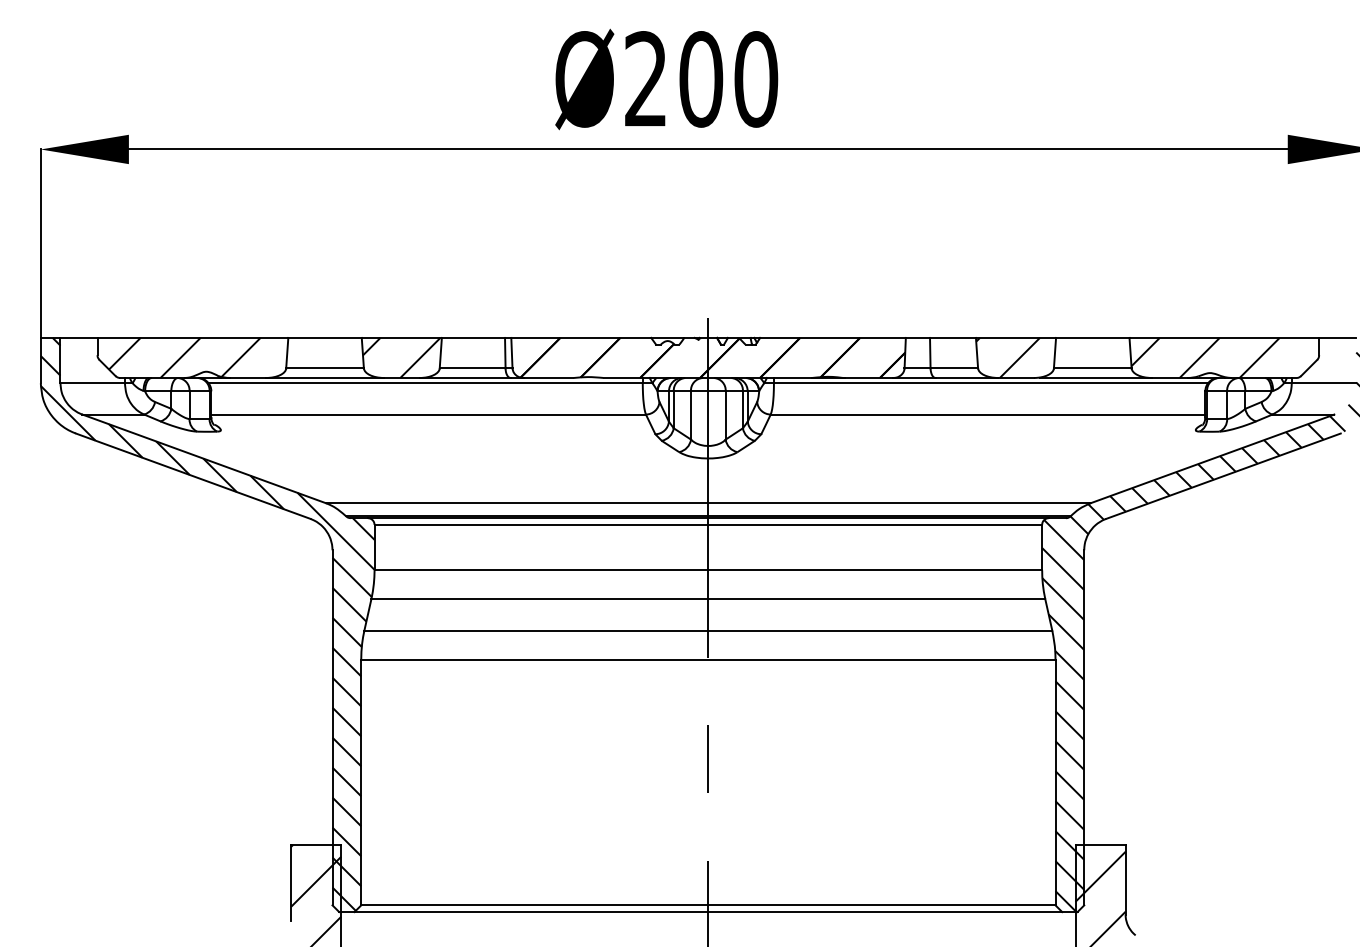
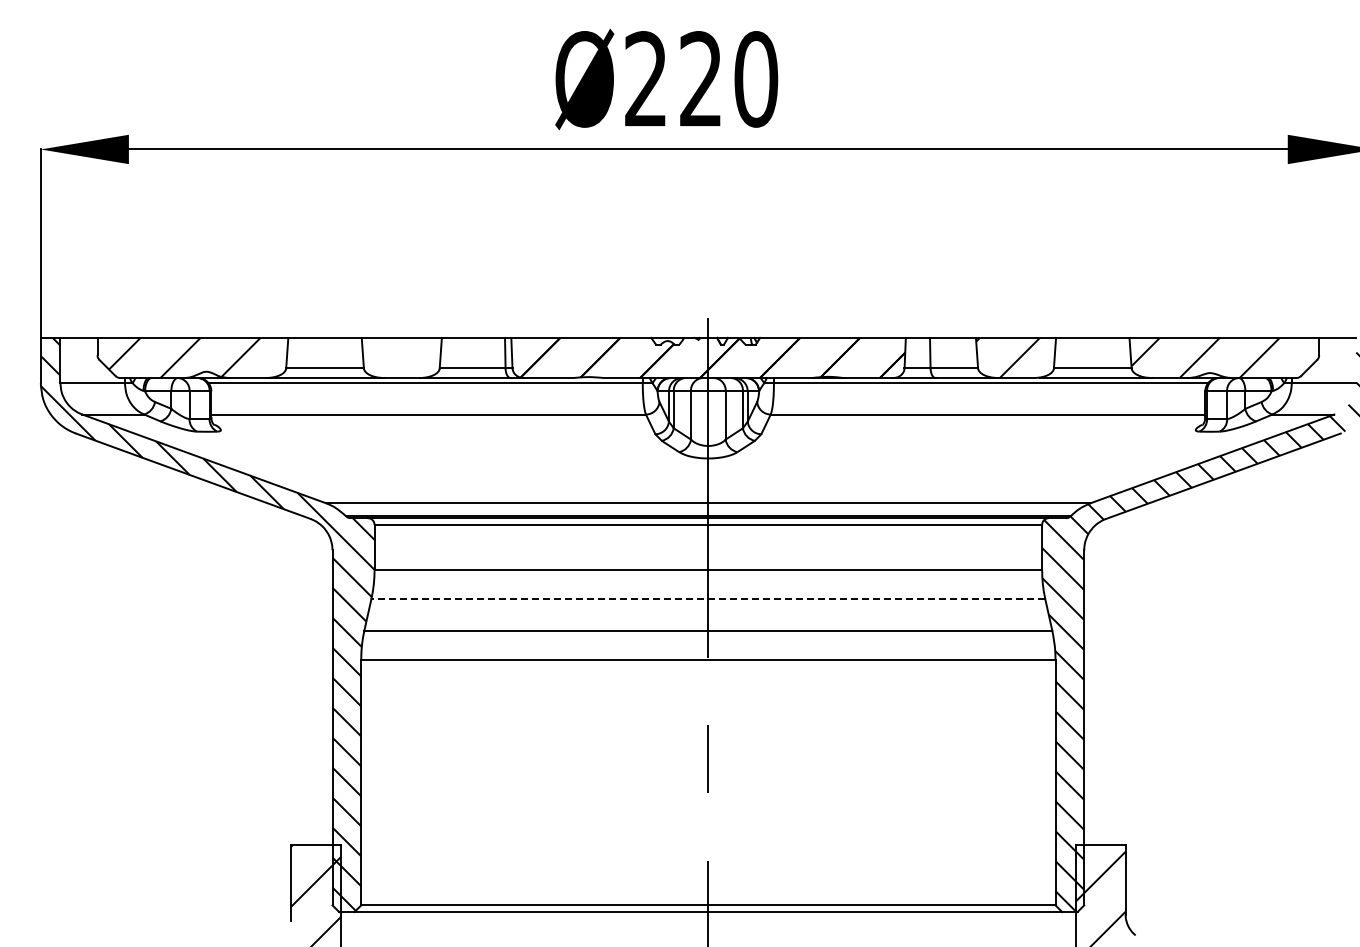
text: Ø200 -> Ø220 (701, 79)
hatch: present -> none (401, 357)
line: solid -> dashed (708, 599)
